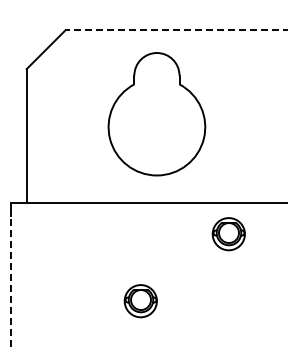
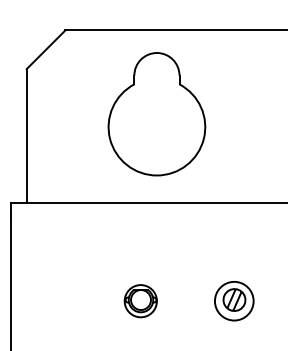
line: dashed -> solid (176, 30)
part: present -> none (228, 234)
line: dashed -> solid (11, 283)
part: none -> present (234, 301)
